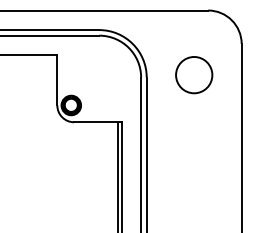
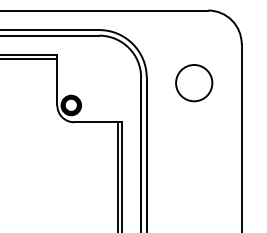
line: none -> present (29, 59)
circle position: (194, 75) -> (194, 83) (194, 83)
